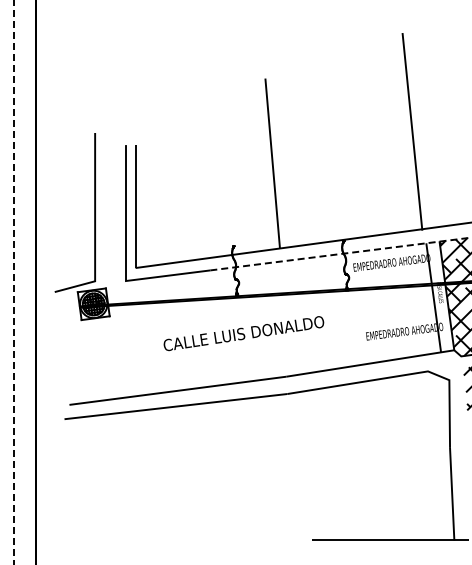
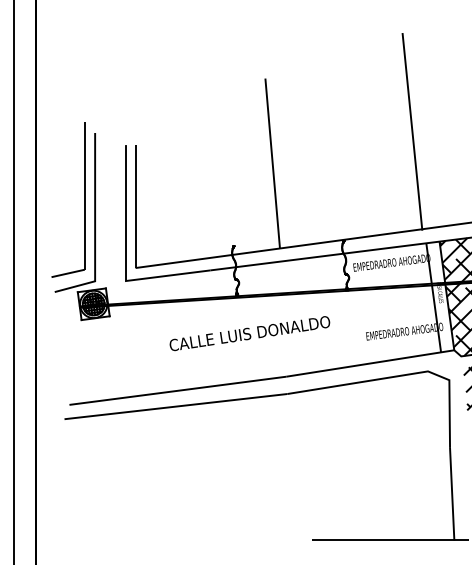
part: none -> present (84, 199)
line: dashed -> solid (341, 253)
line: dashed -> solid (14, 282)
text position: (243, 333) -> (249, 333) (249, 333)
